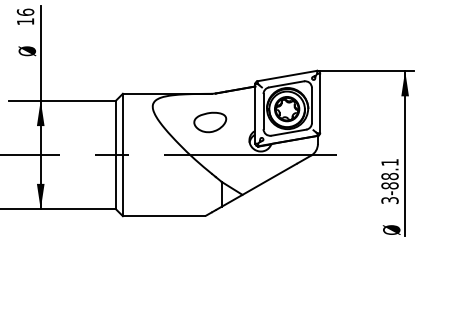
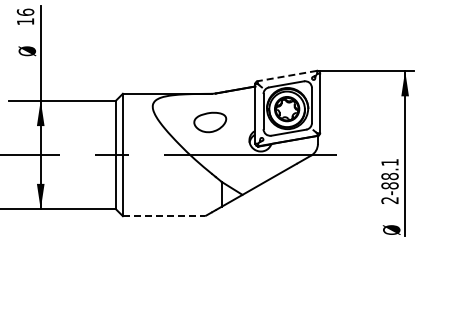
line: solid -> dashed (286, 76)
text: 3-88.1 -> 2-88.1 (389, 200)
line: solid -> dashed (164, 216)
